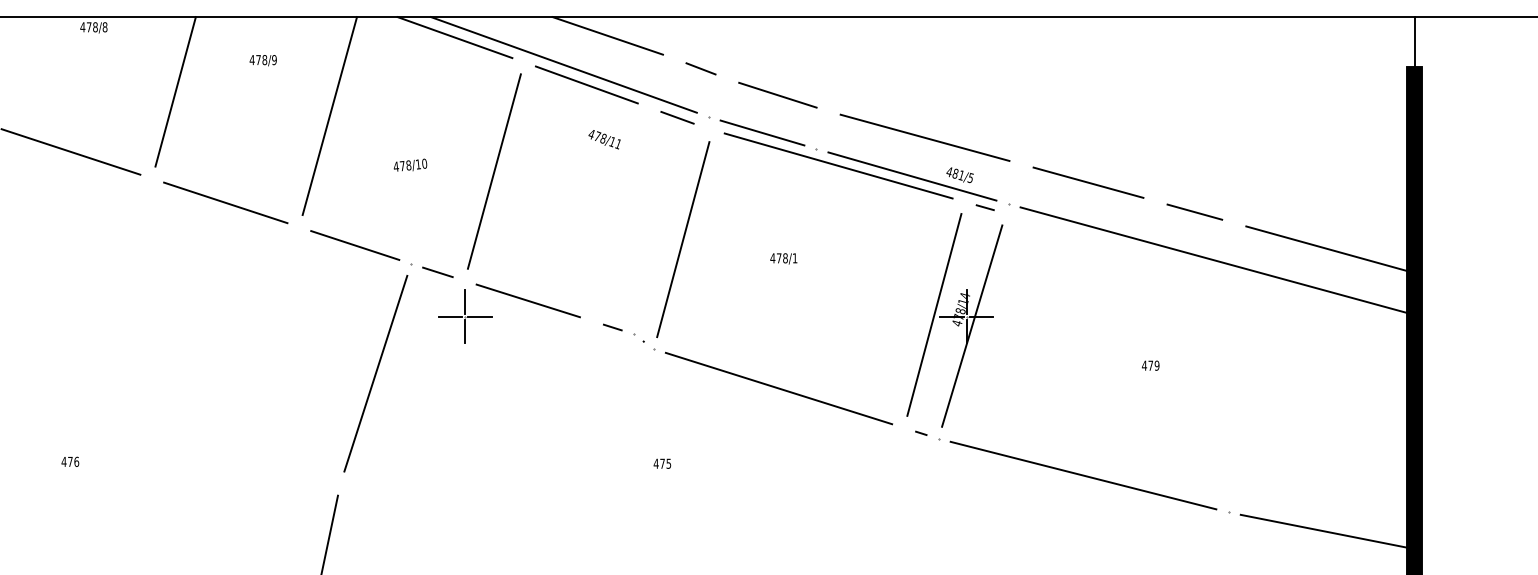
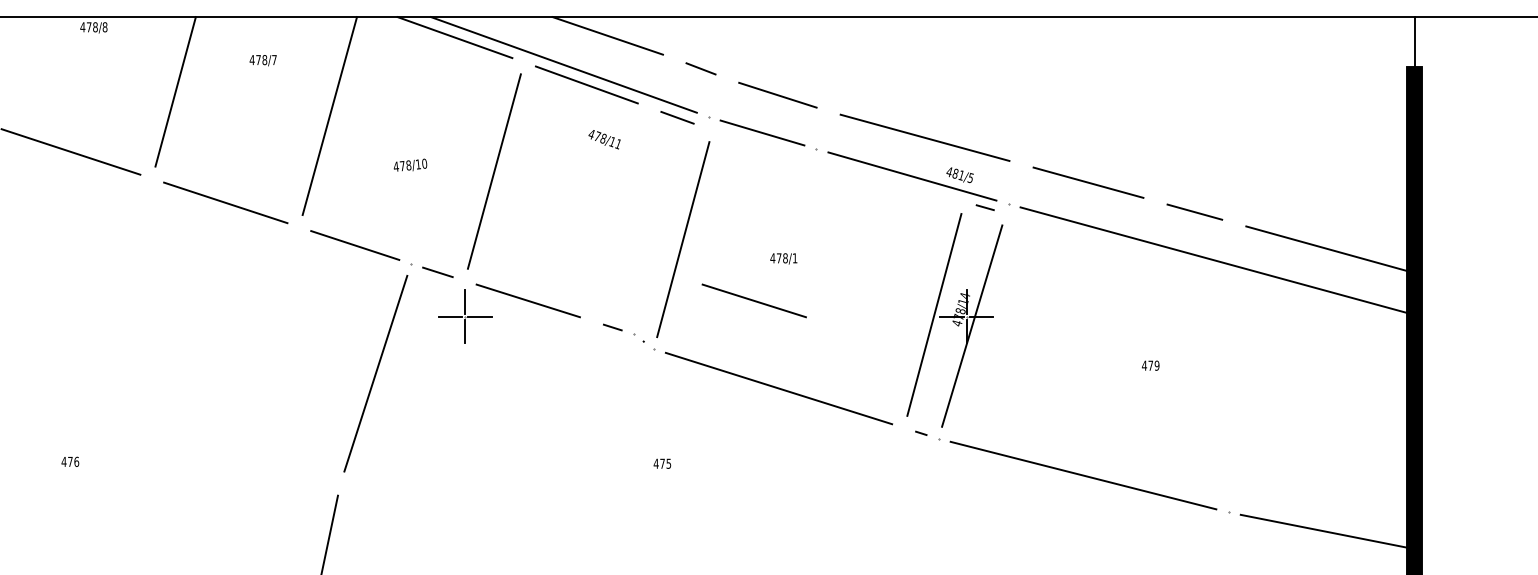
text: 478/9 -> 478/7 (274, 60)
line: present -> none (838, 165)
line: none -> present (753, 300)
